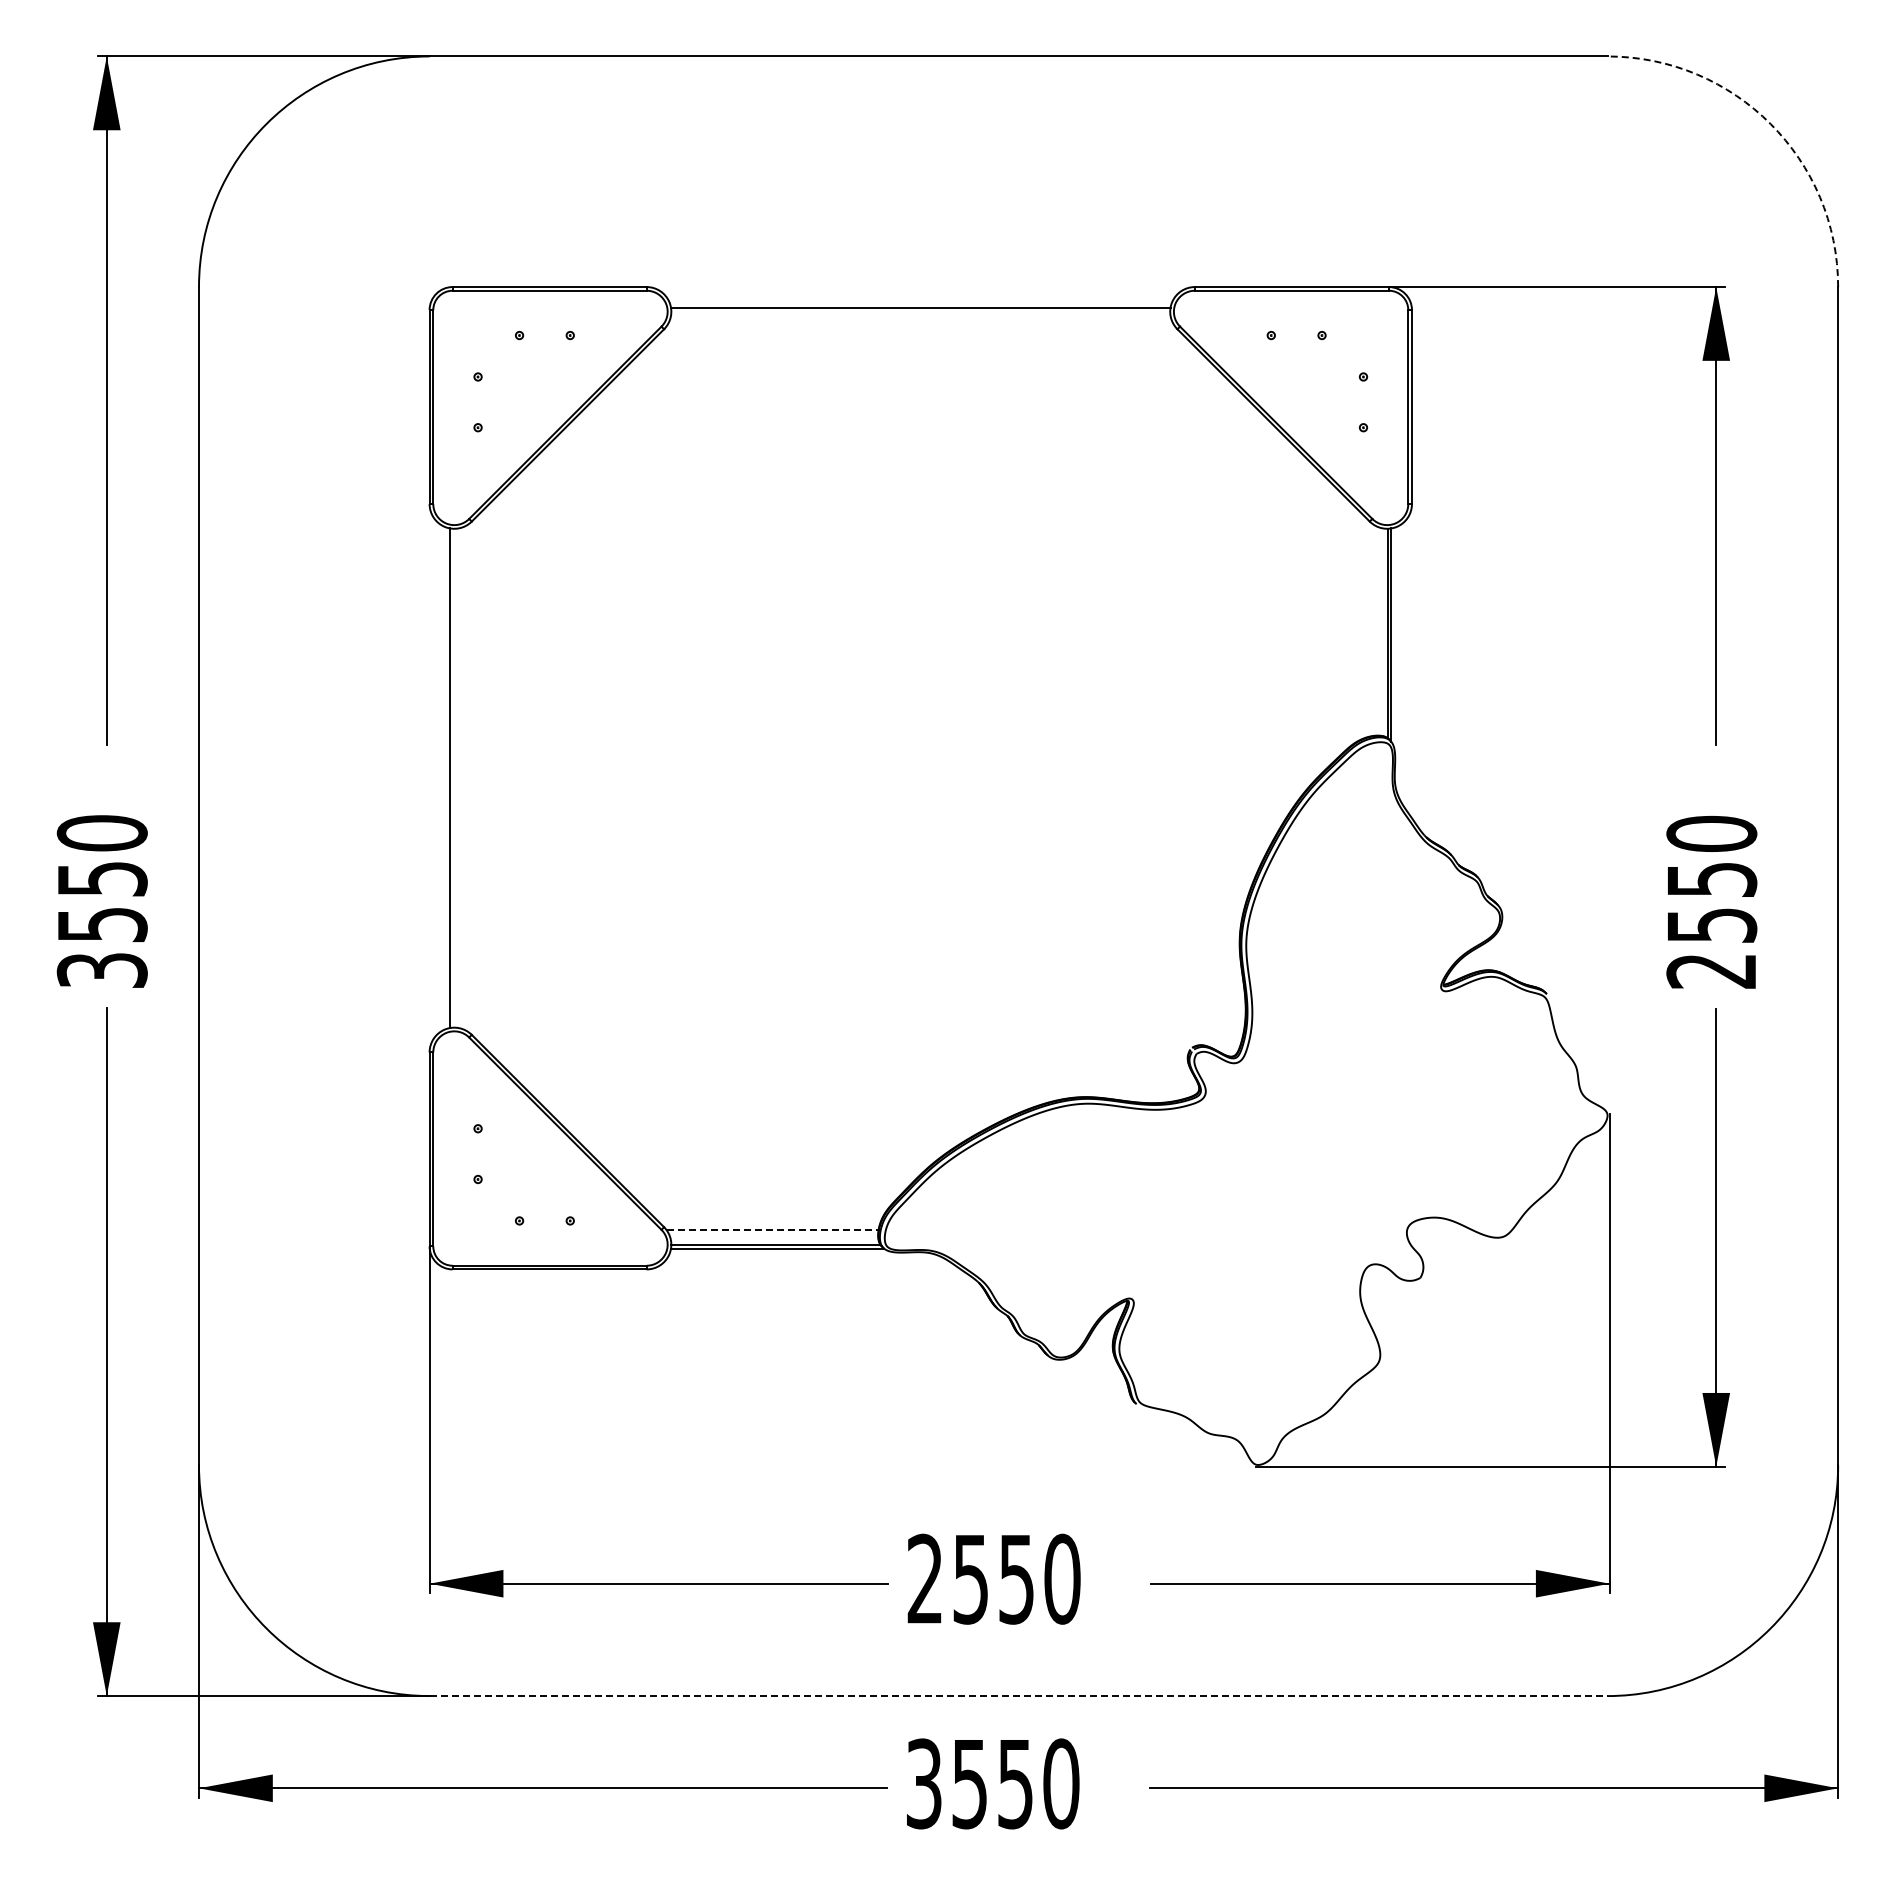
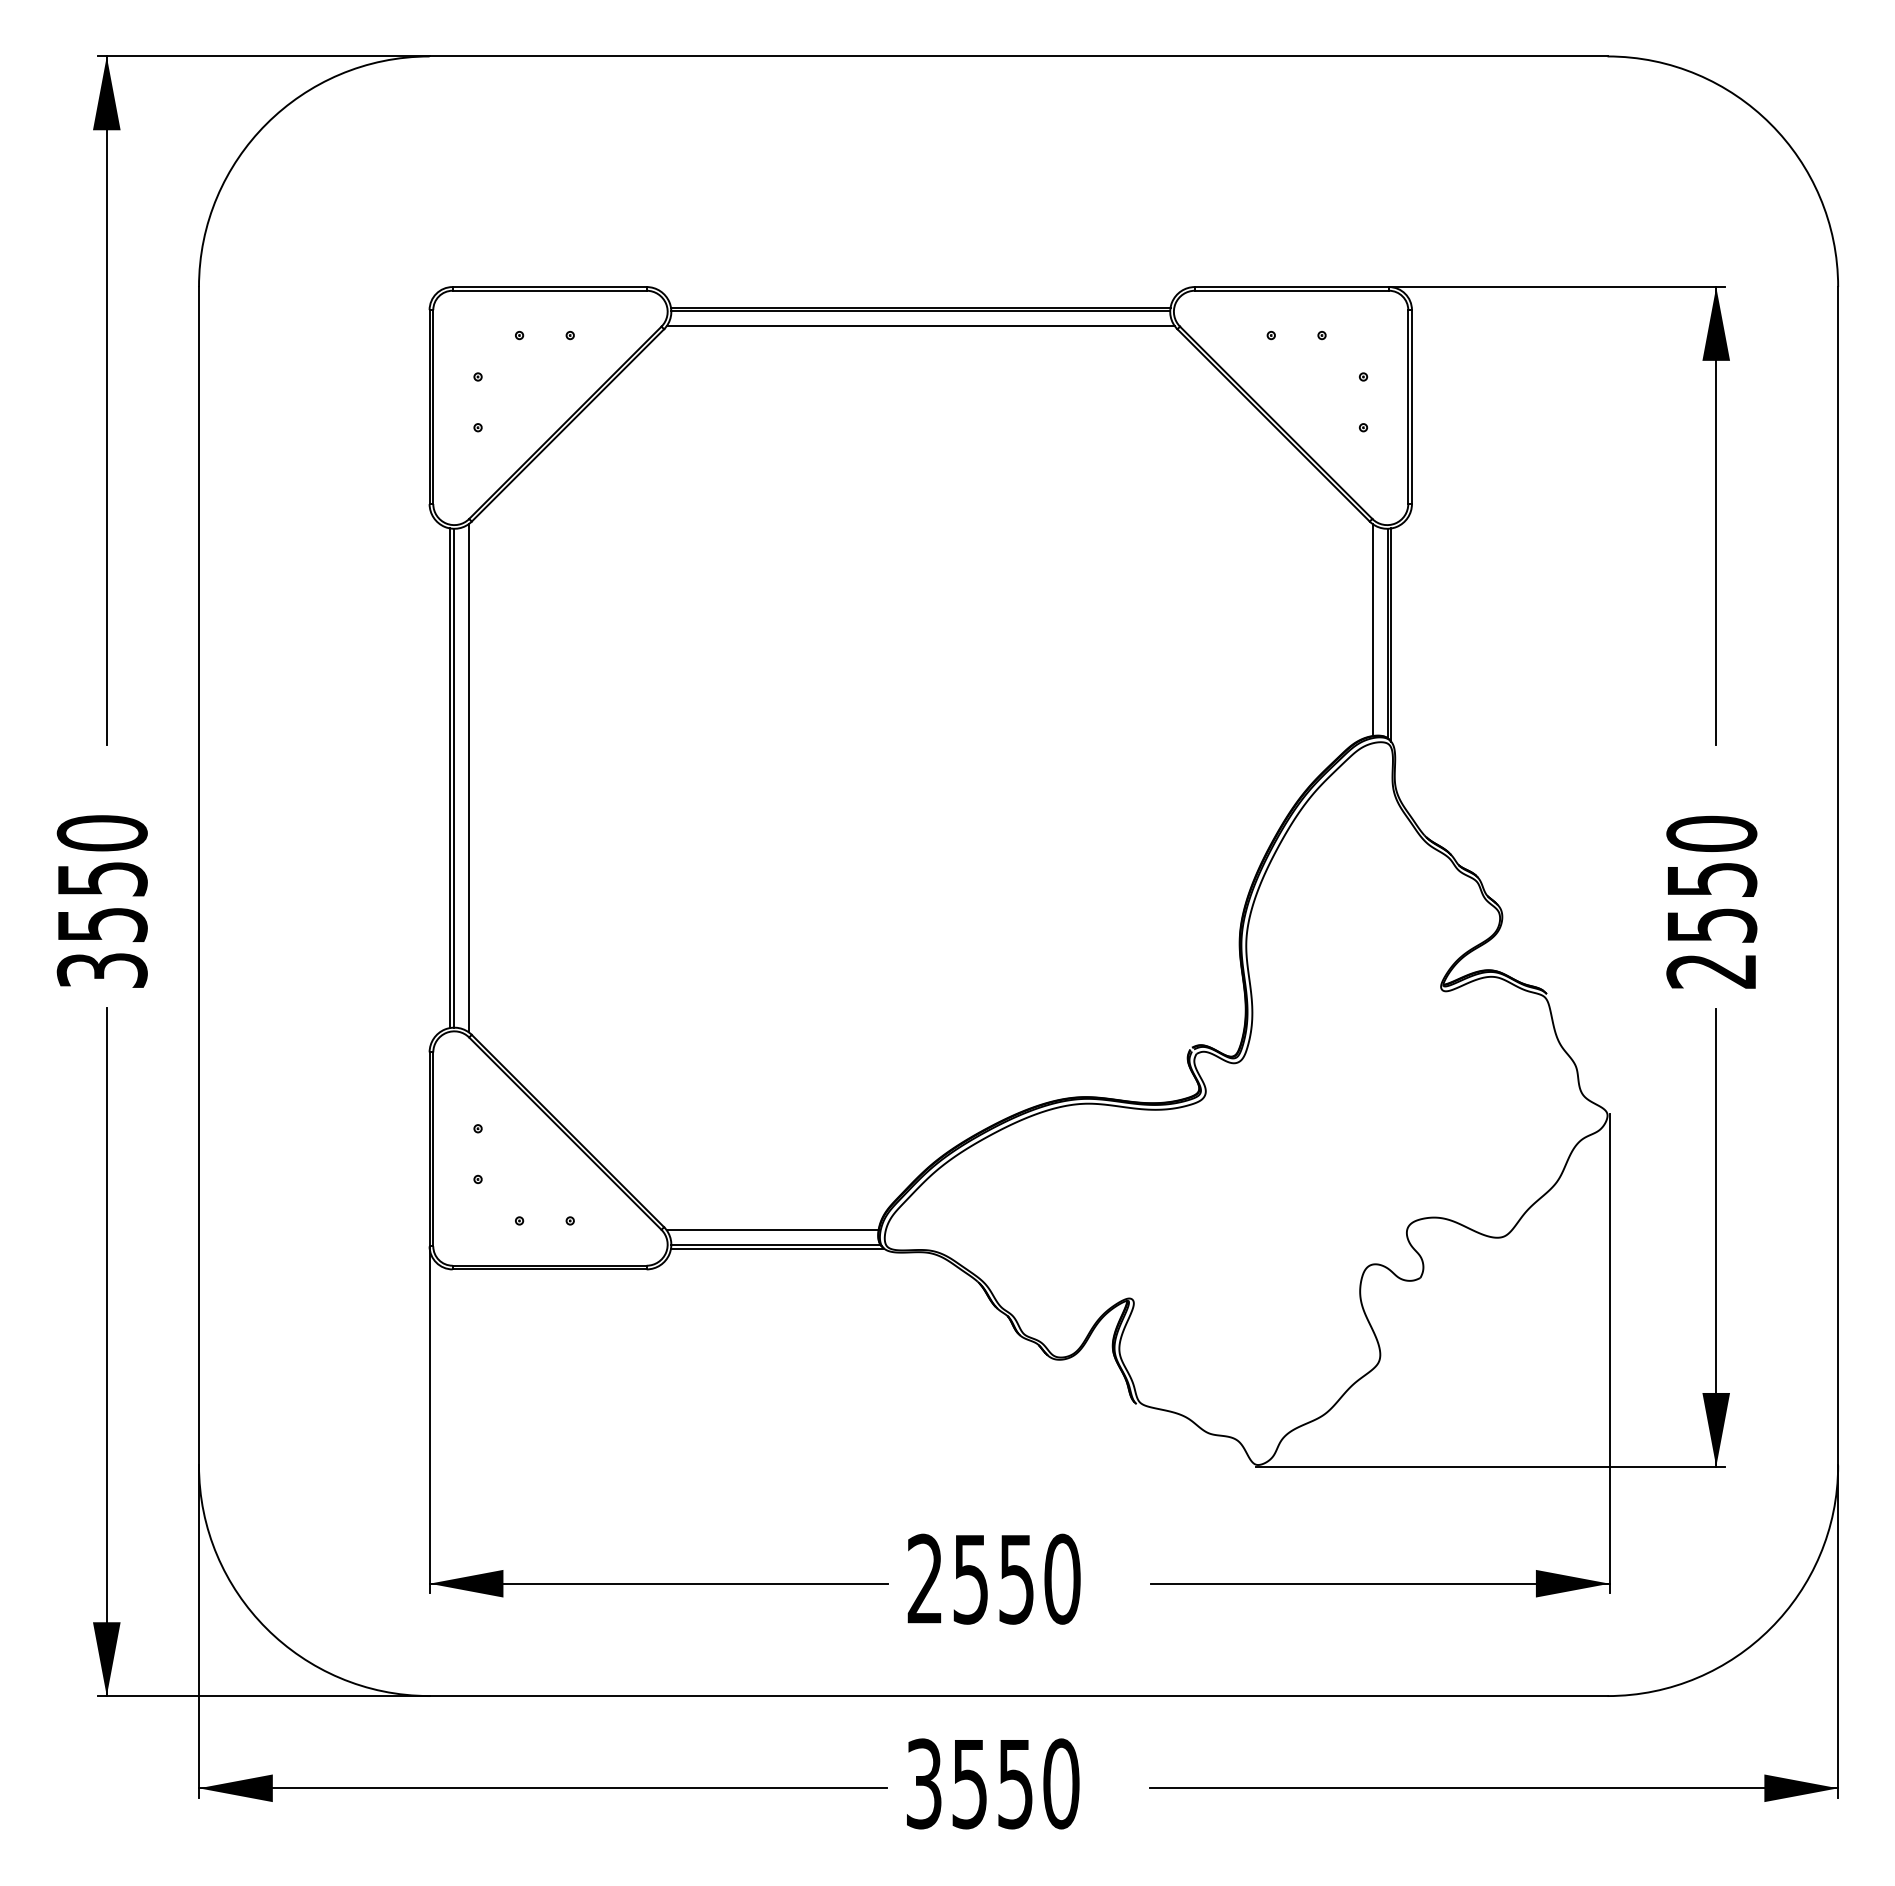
arc: dashed -> solid (1770, 124)
line: none -> present (920, 311)
line: none -> present (920, 326)
line: none -> present (1372, 630)
line: none -> present (454, 777)
line: none -> present (468, 778)
line: dashed -> solid (772, 1230)
line: dashed -> solid (1018, 1696)
